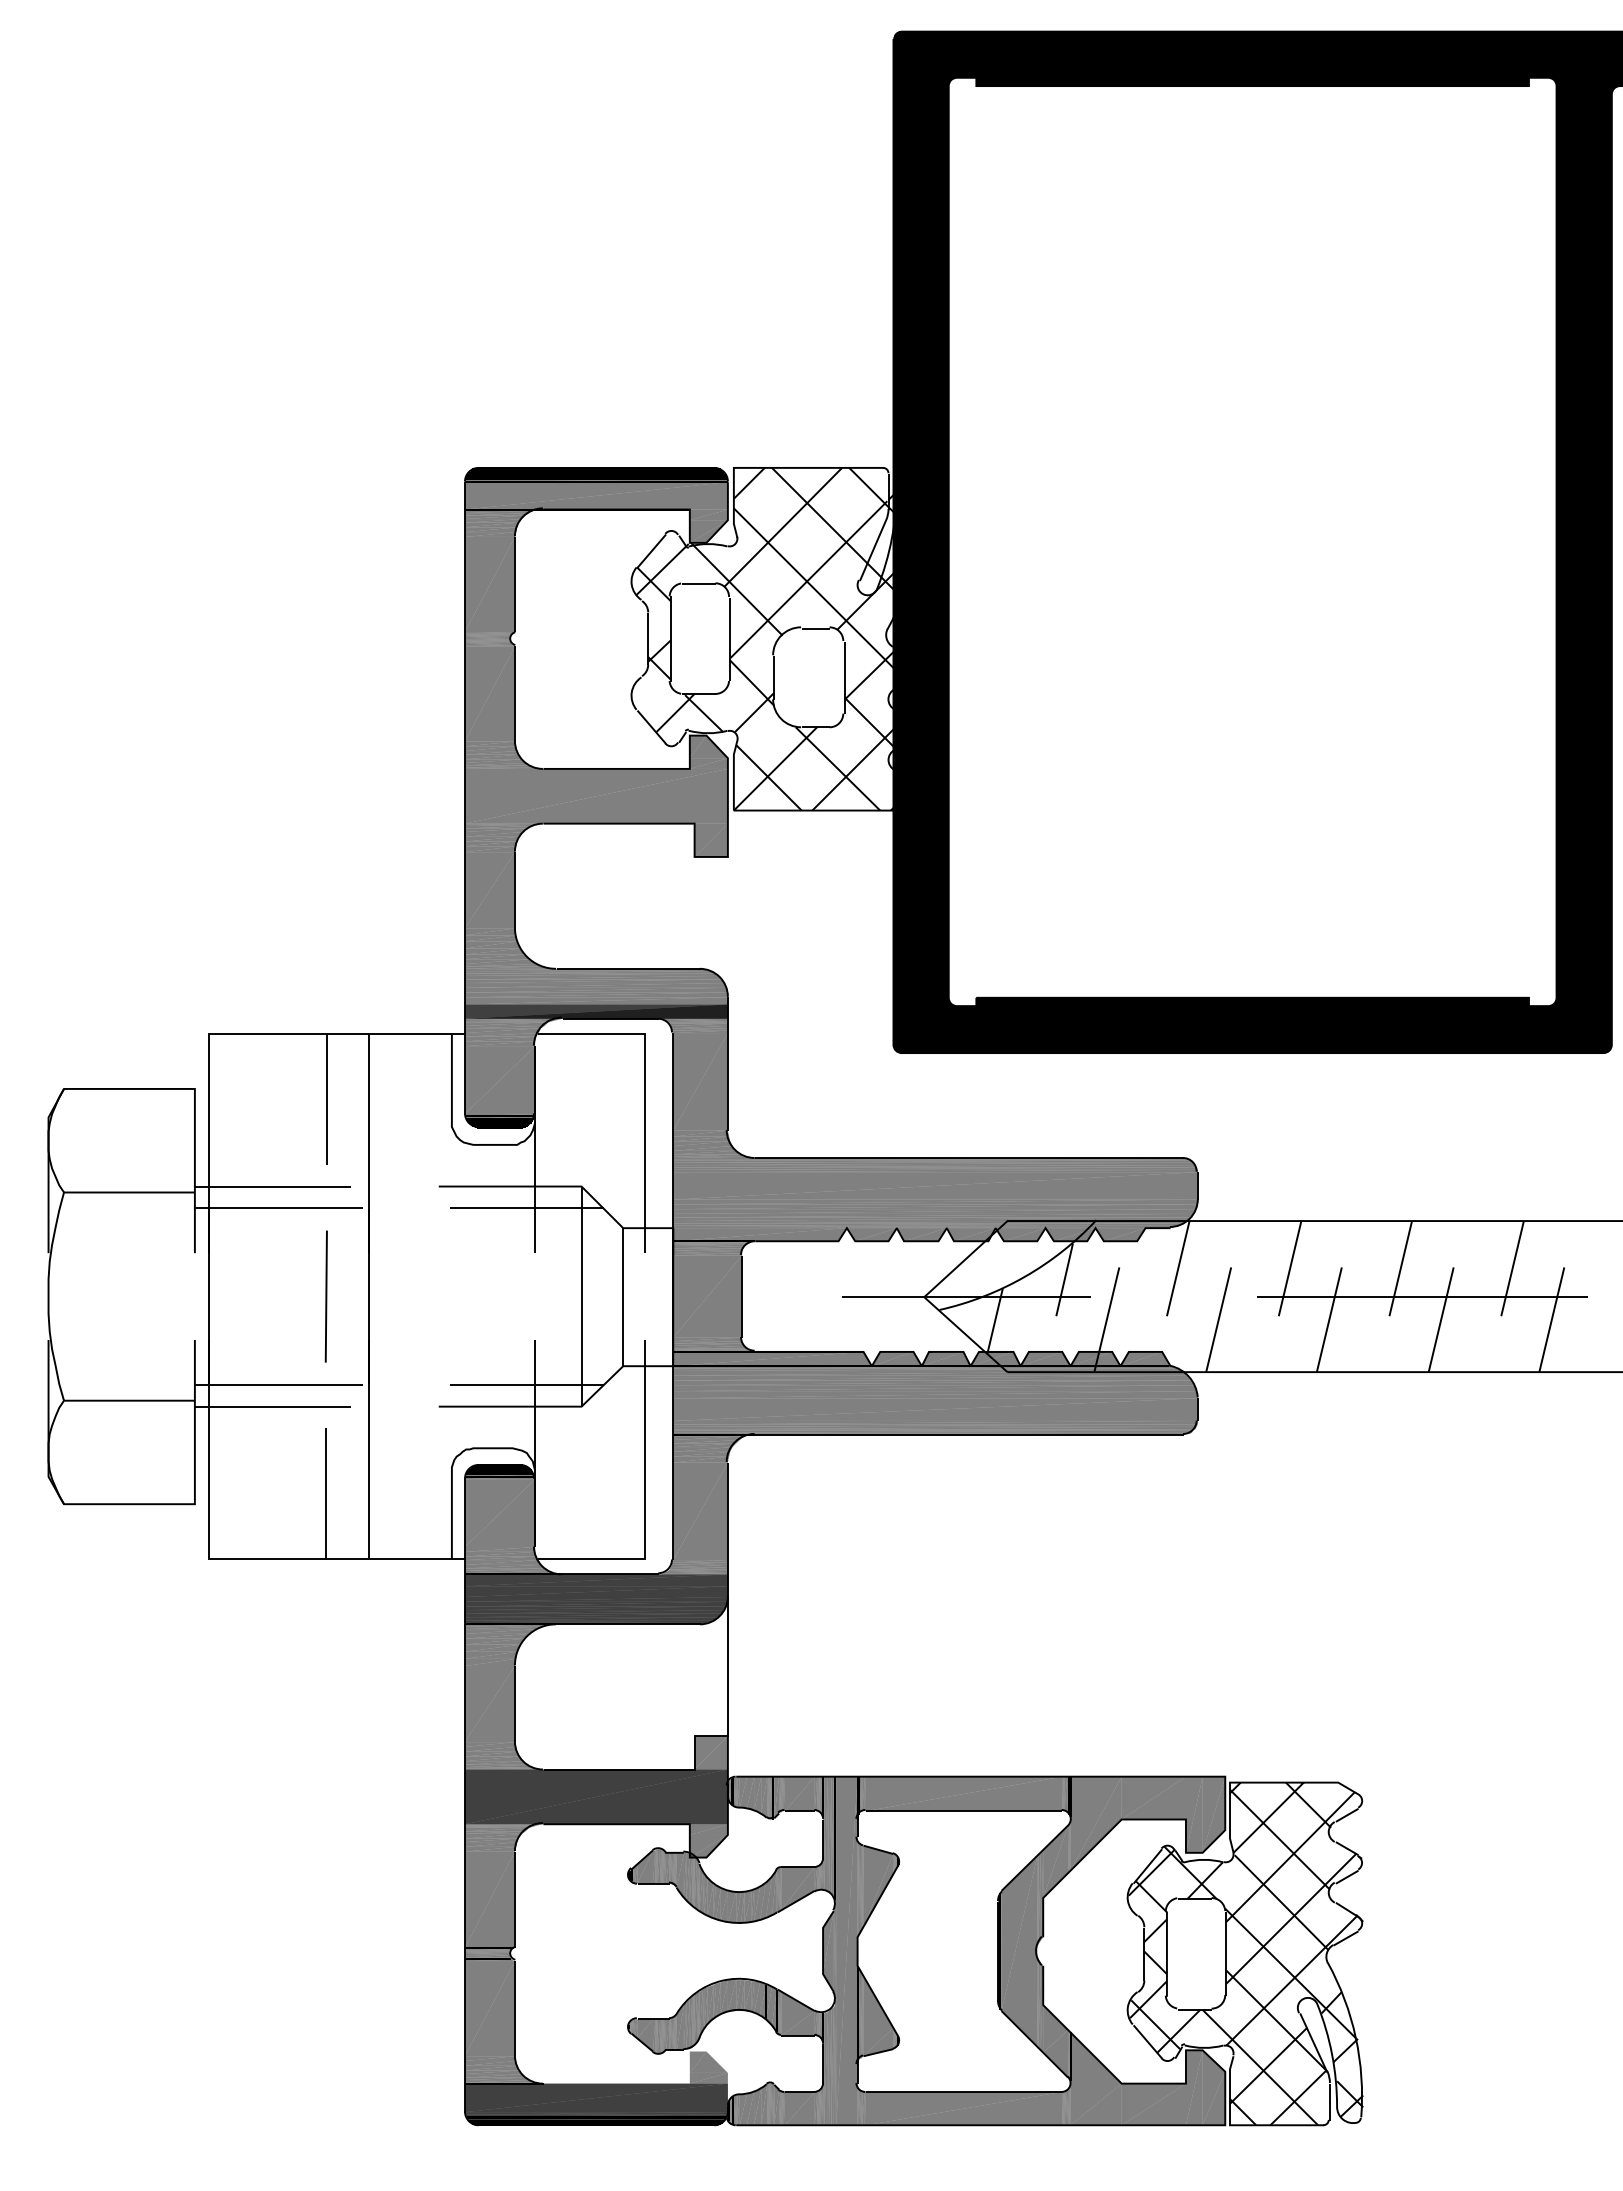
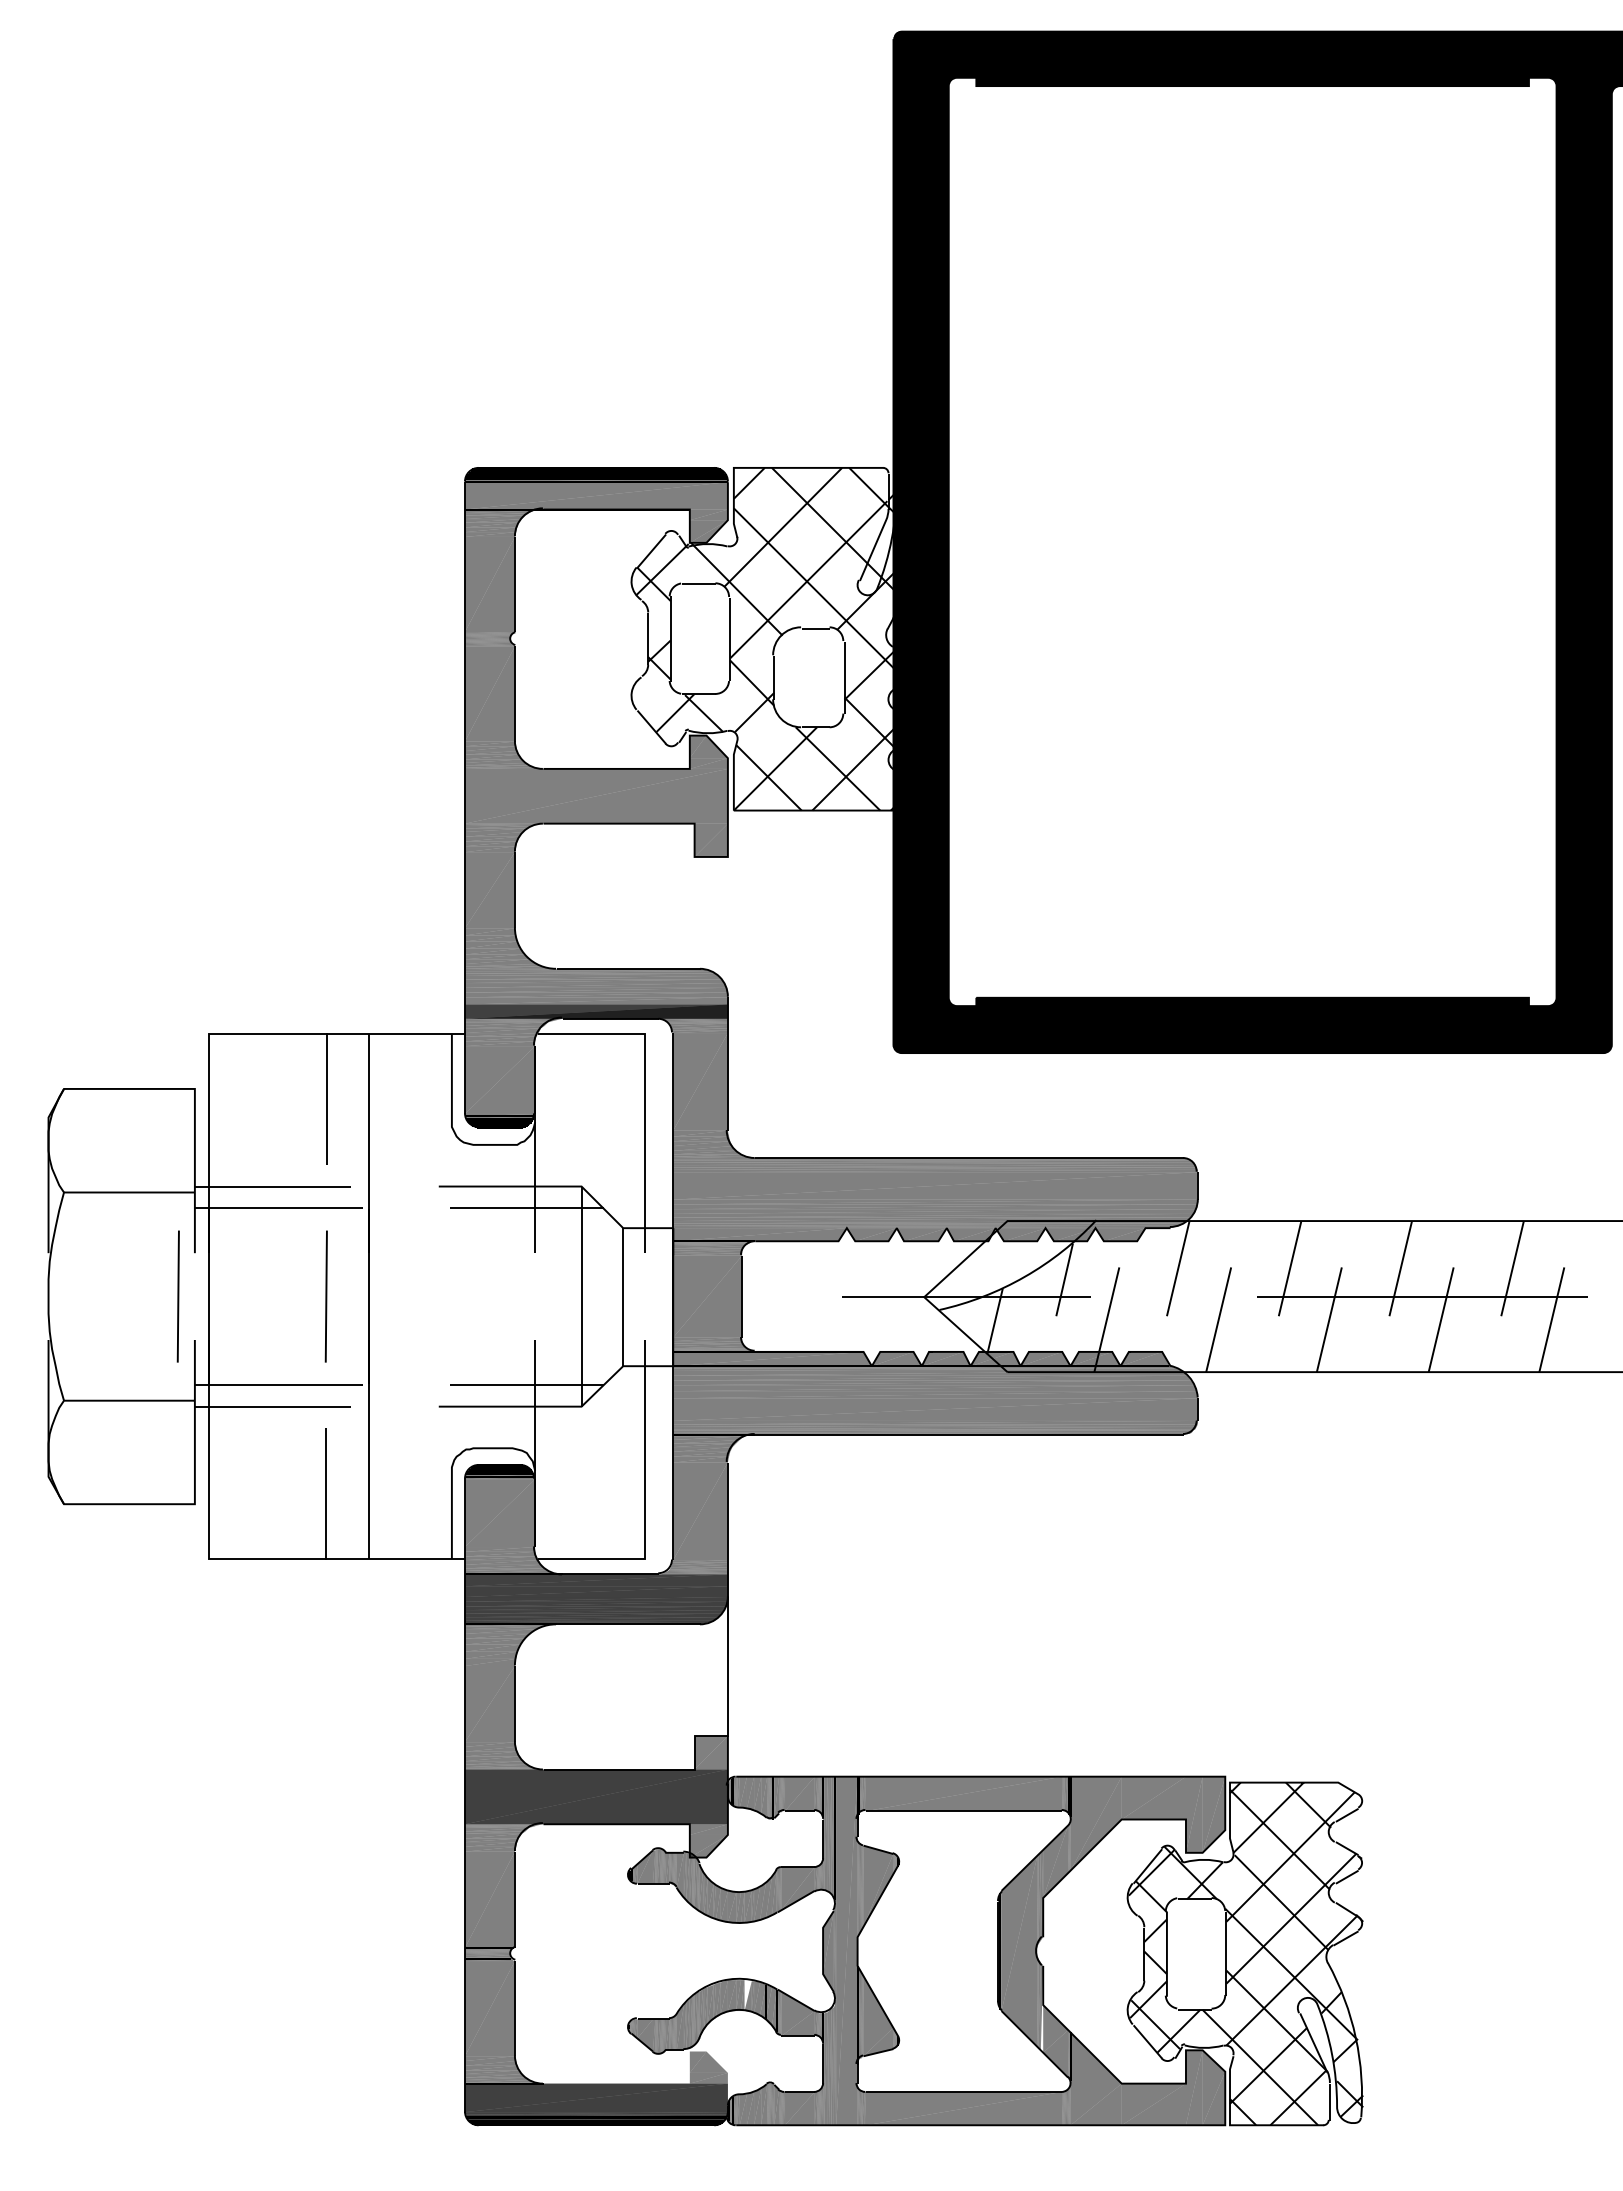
line: none -> present (177, 1296)
fill: present -> none (747, 1995)
fill: present -> none (1041, 2008)
